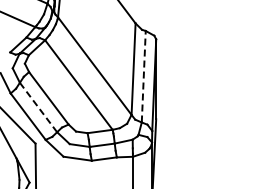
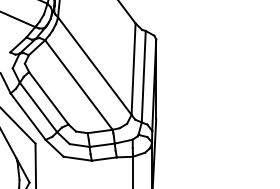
line: dashed -> solid (143, 76)
line: dashed -> solid (38, 107)
